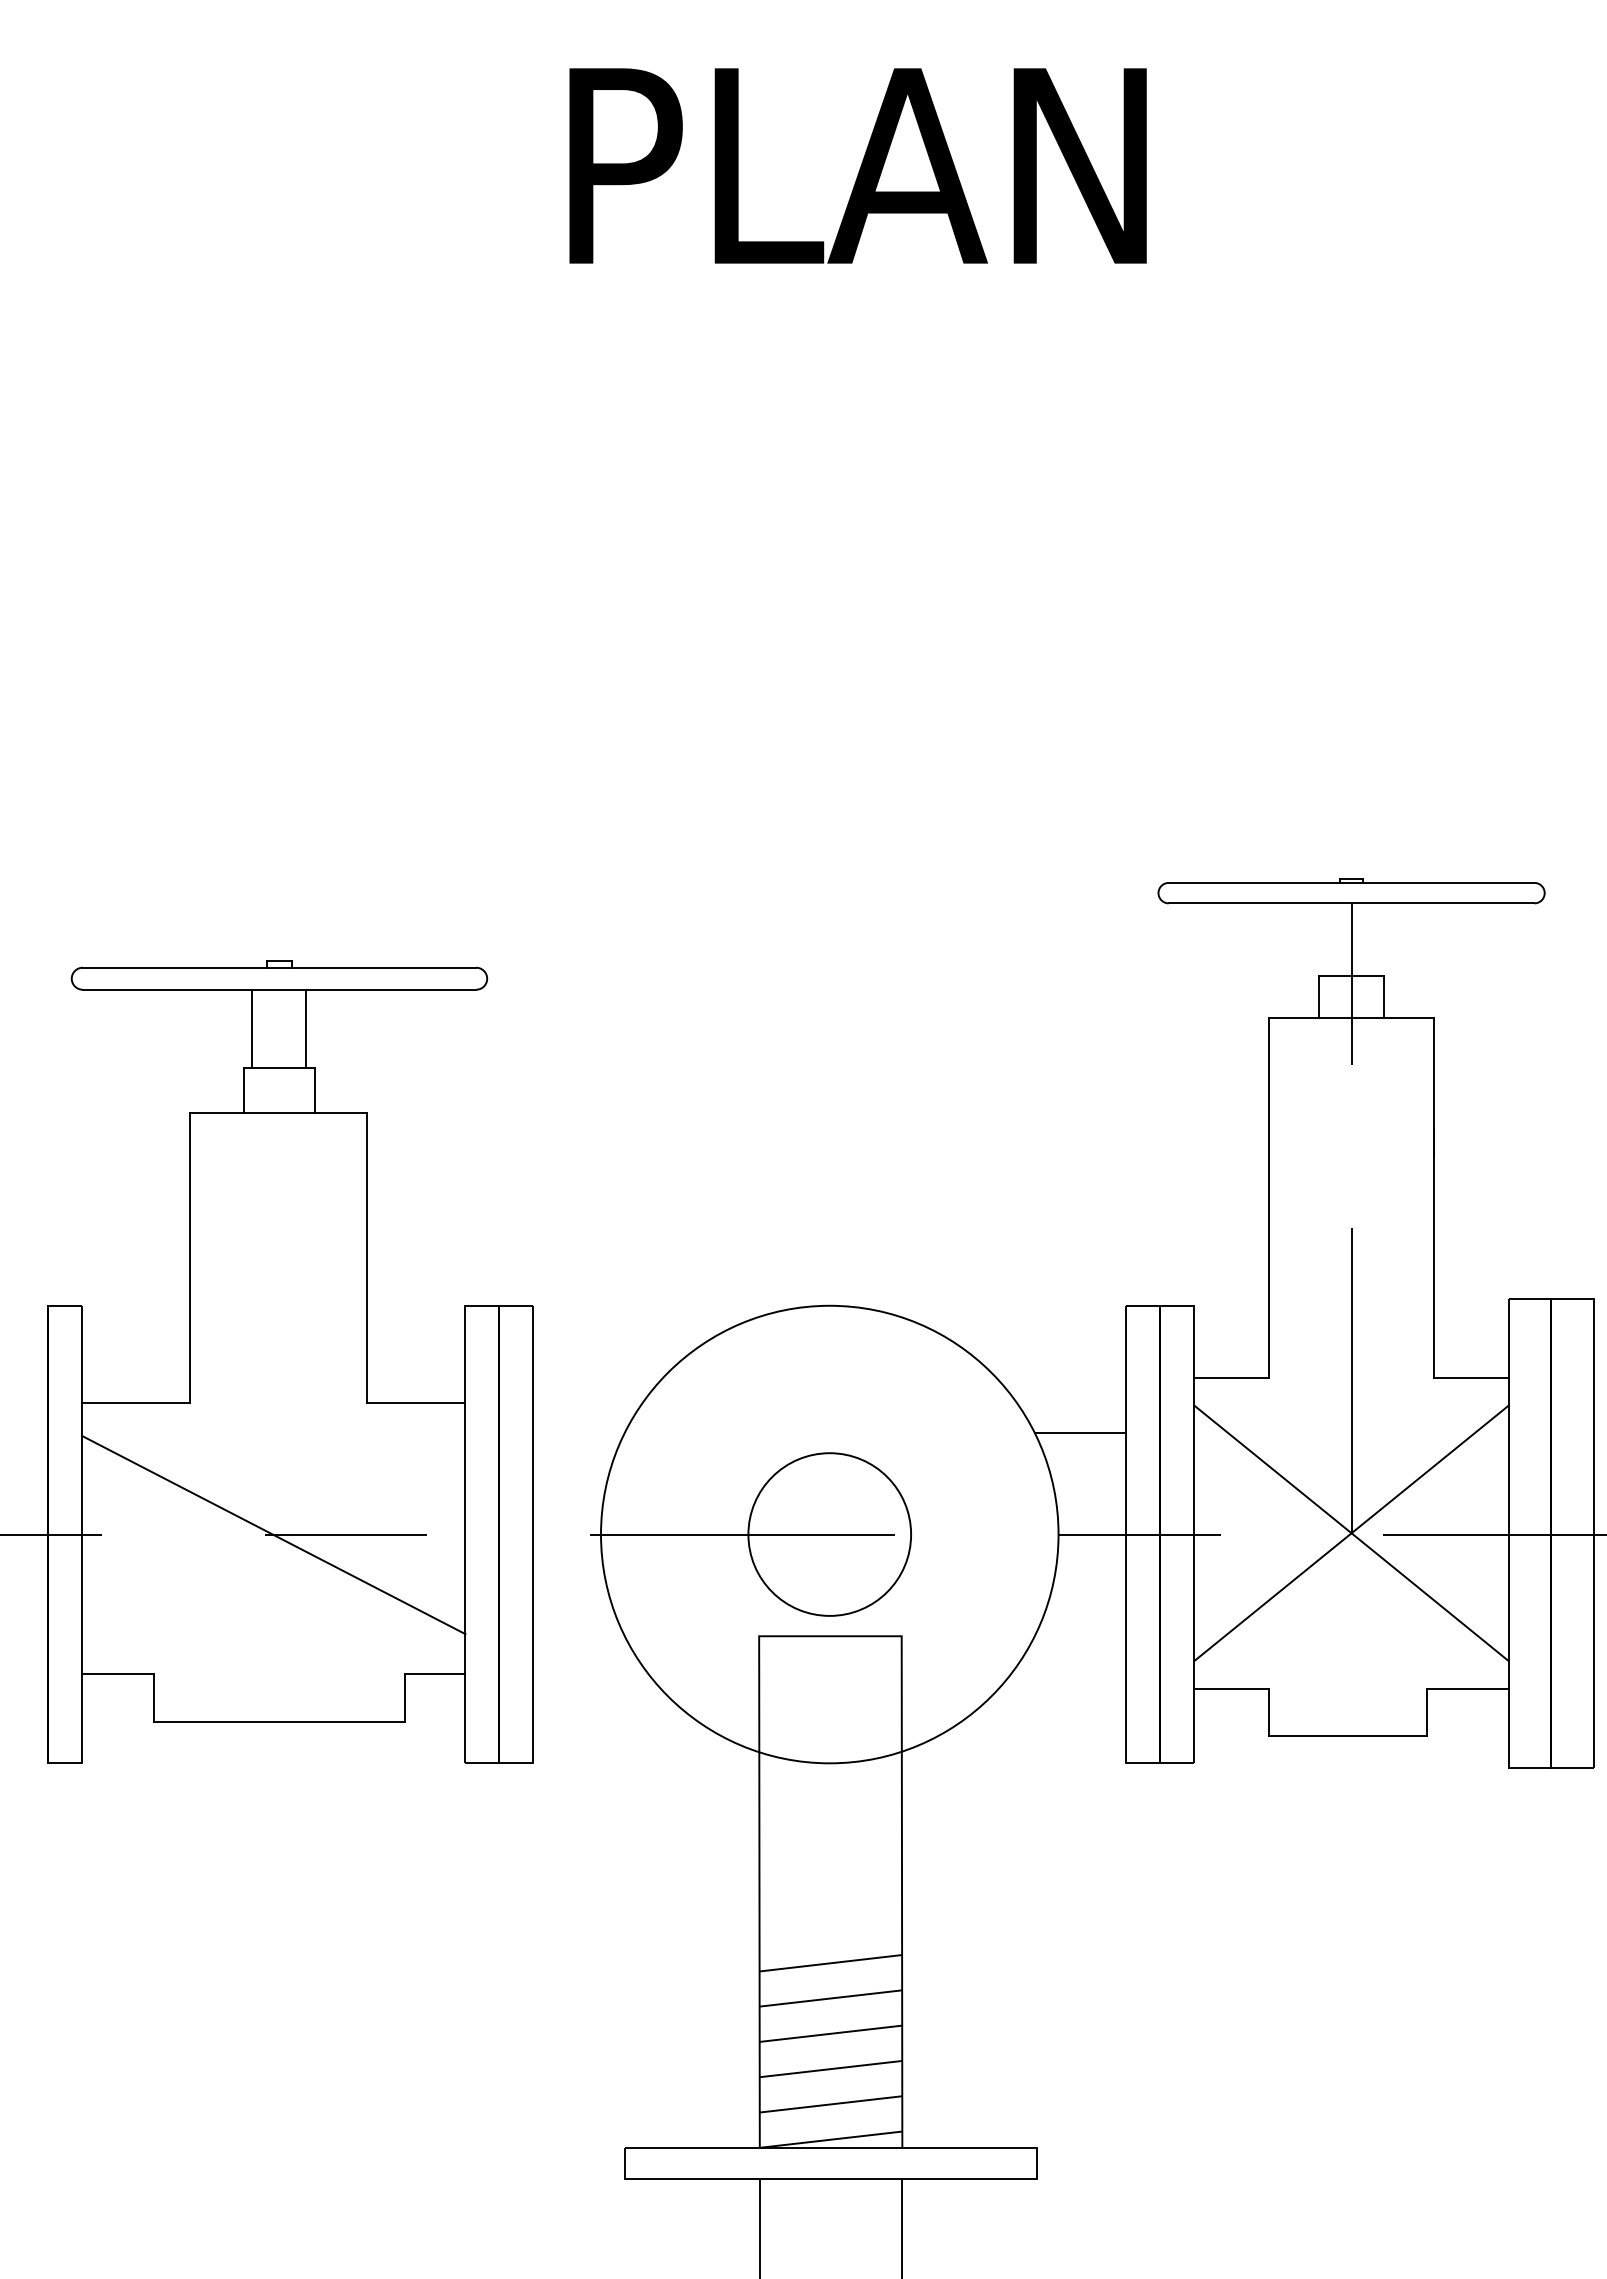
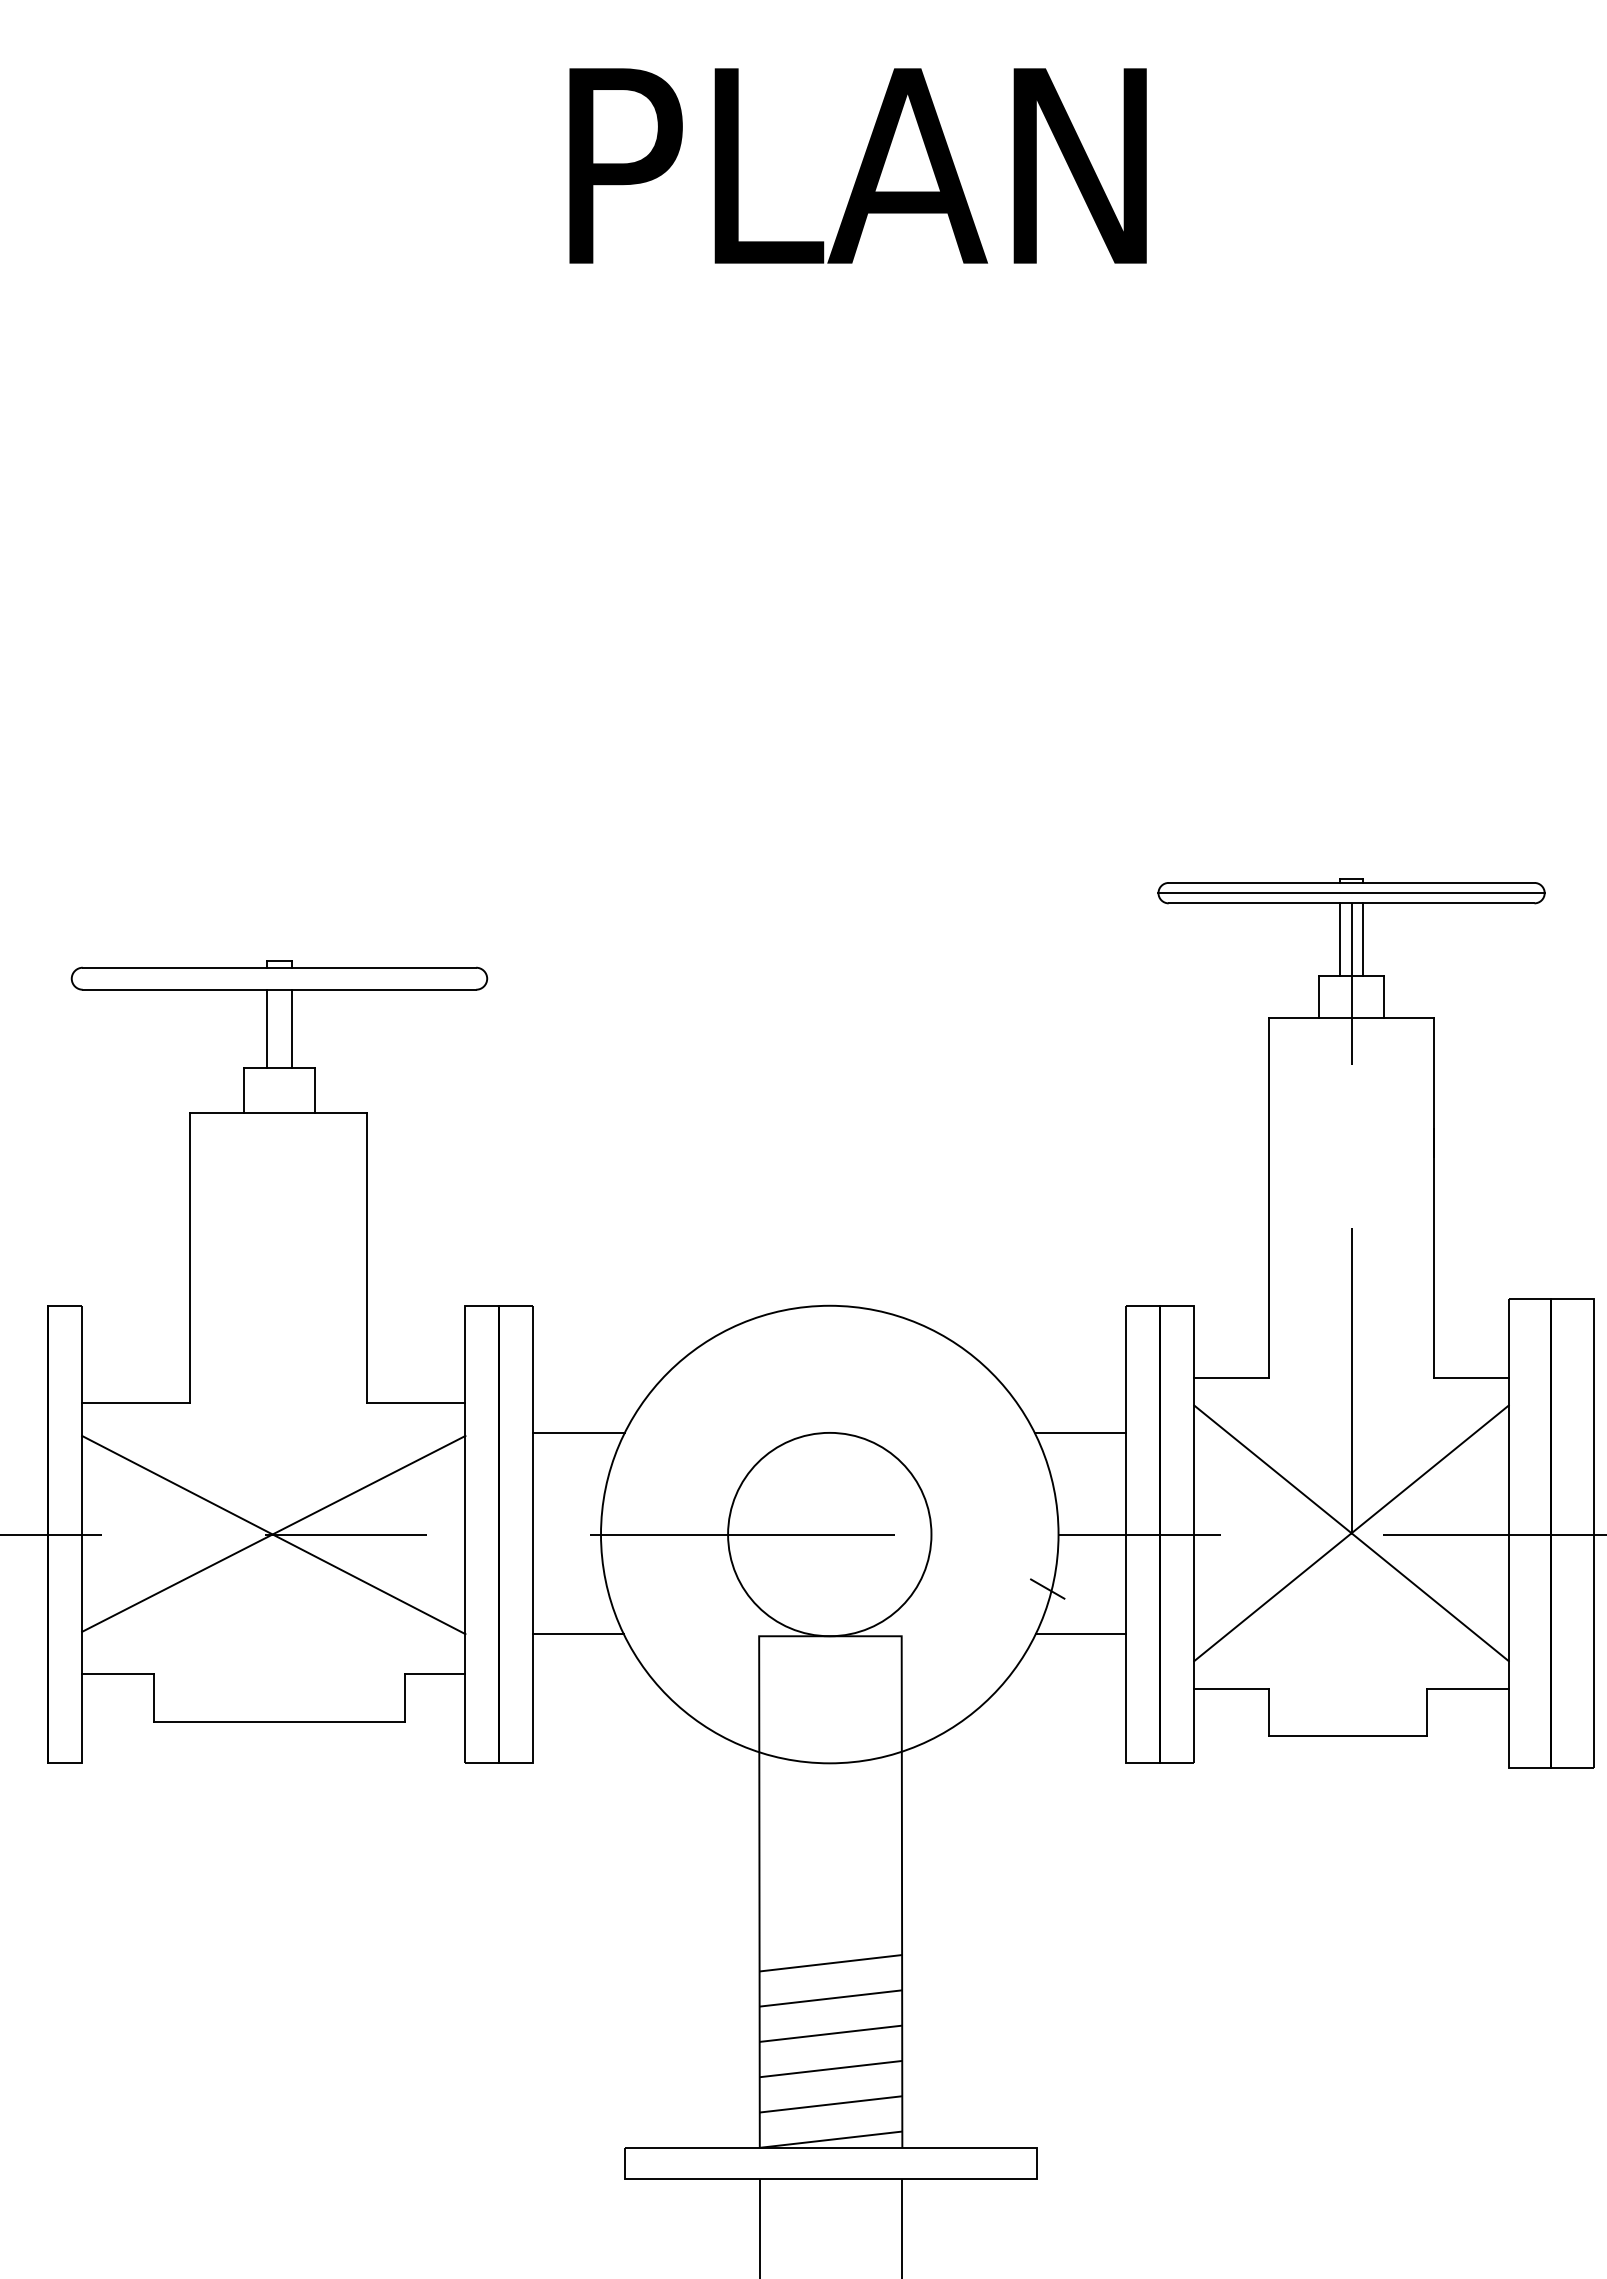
line: none -> present (1351, 893)
line: none -> present (1339, 939)
line: none -> present (1363, 939)
line position: (251, 1028) -> (266, 1028) (266, 1028)
line position: (306, 1028) -> (292, 1028) (292, 1028)
line: none -> present (578, 1432)
line: none -> present (273, 1533)
circle diameter: 163 px -> 203 px (829, 1534)
line: none -> present (1047, 1588)
line: none -> present (578, 1634)
line: none -> present (1080, 1634)
